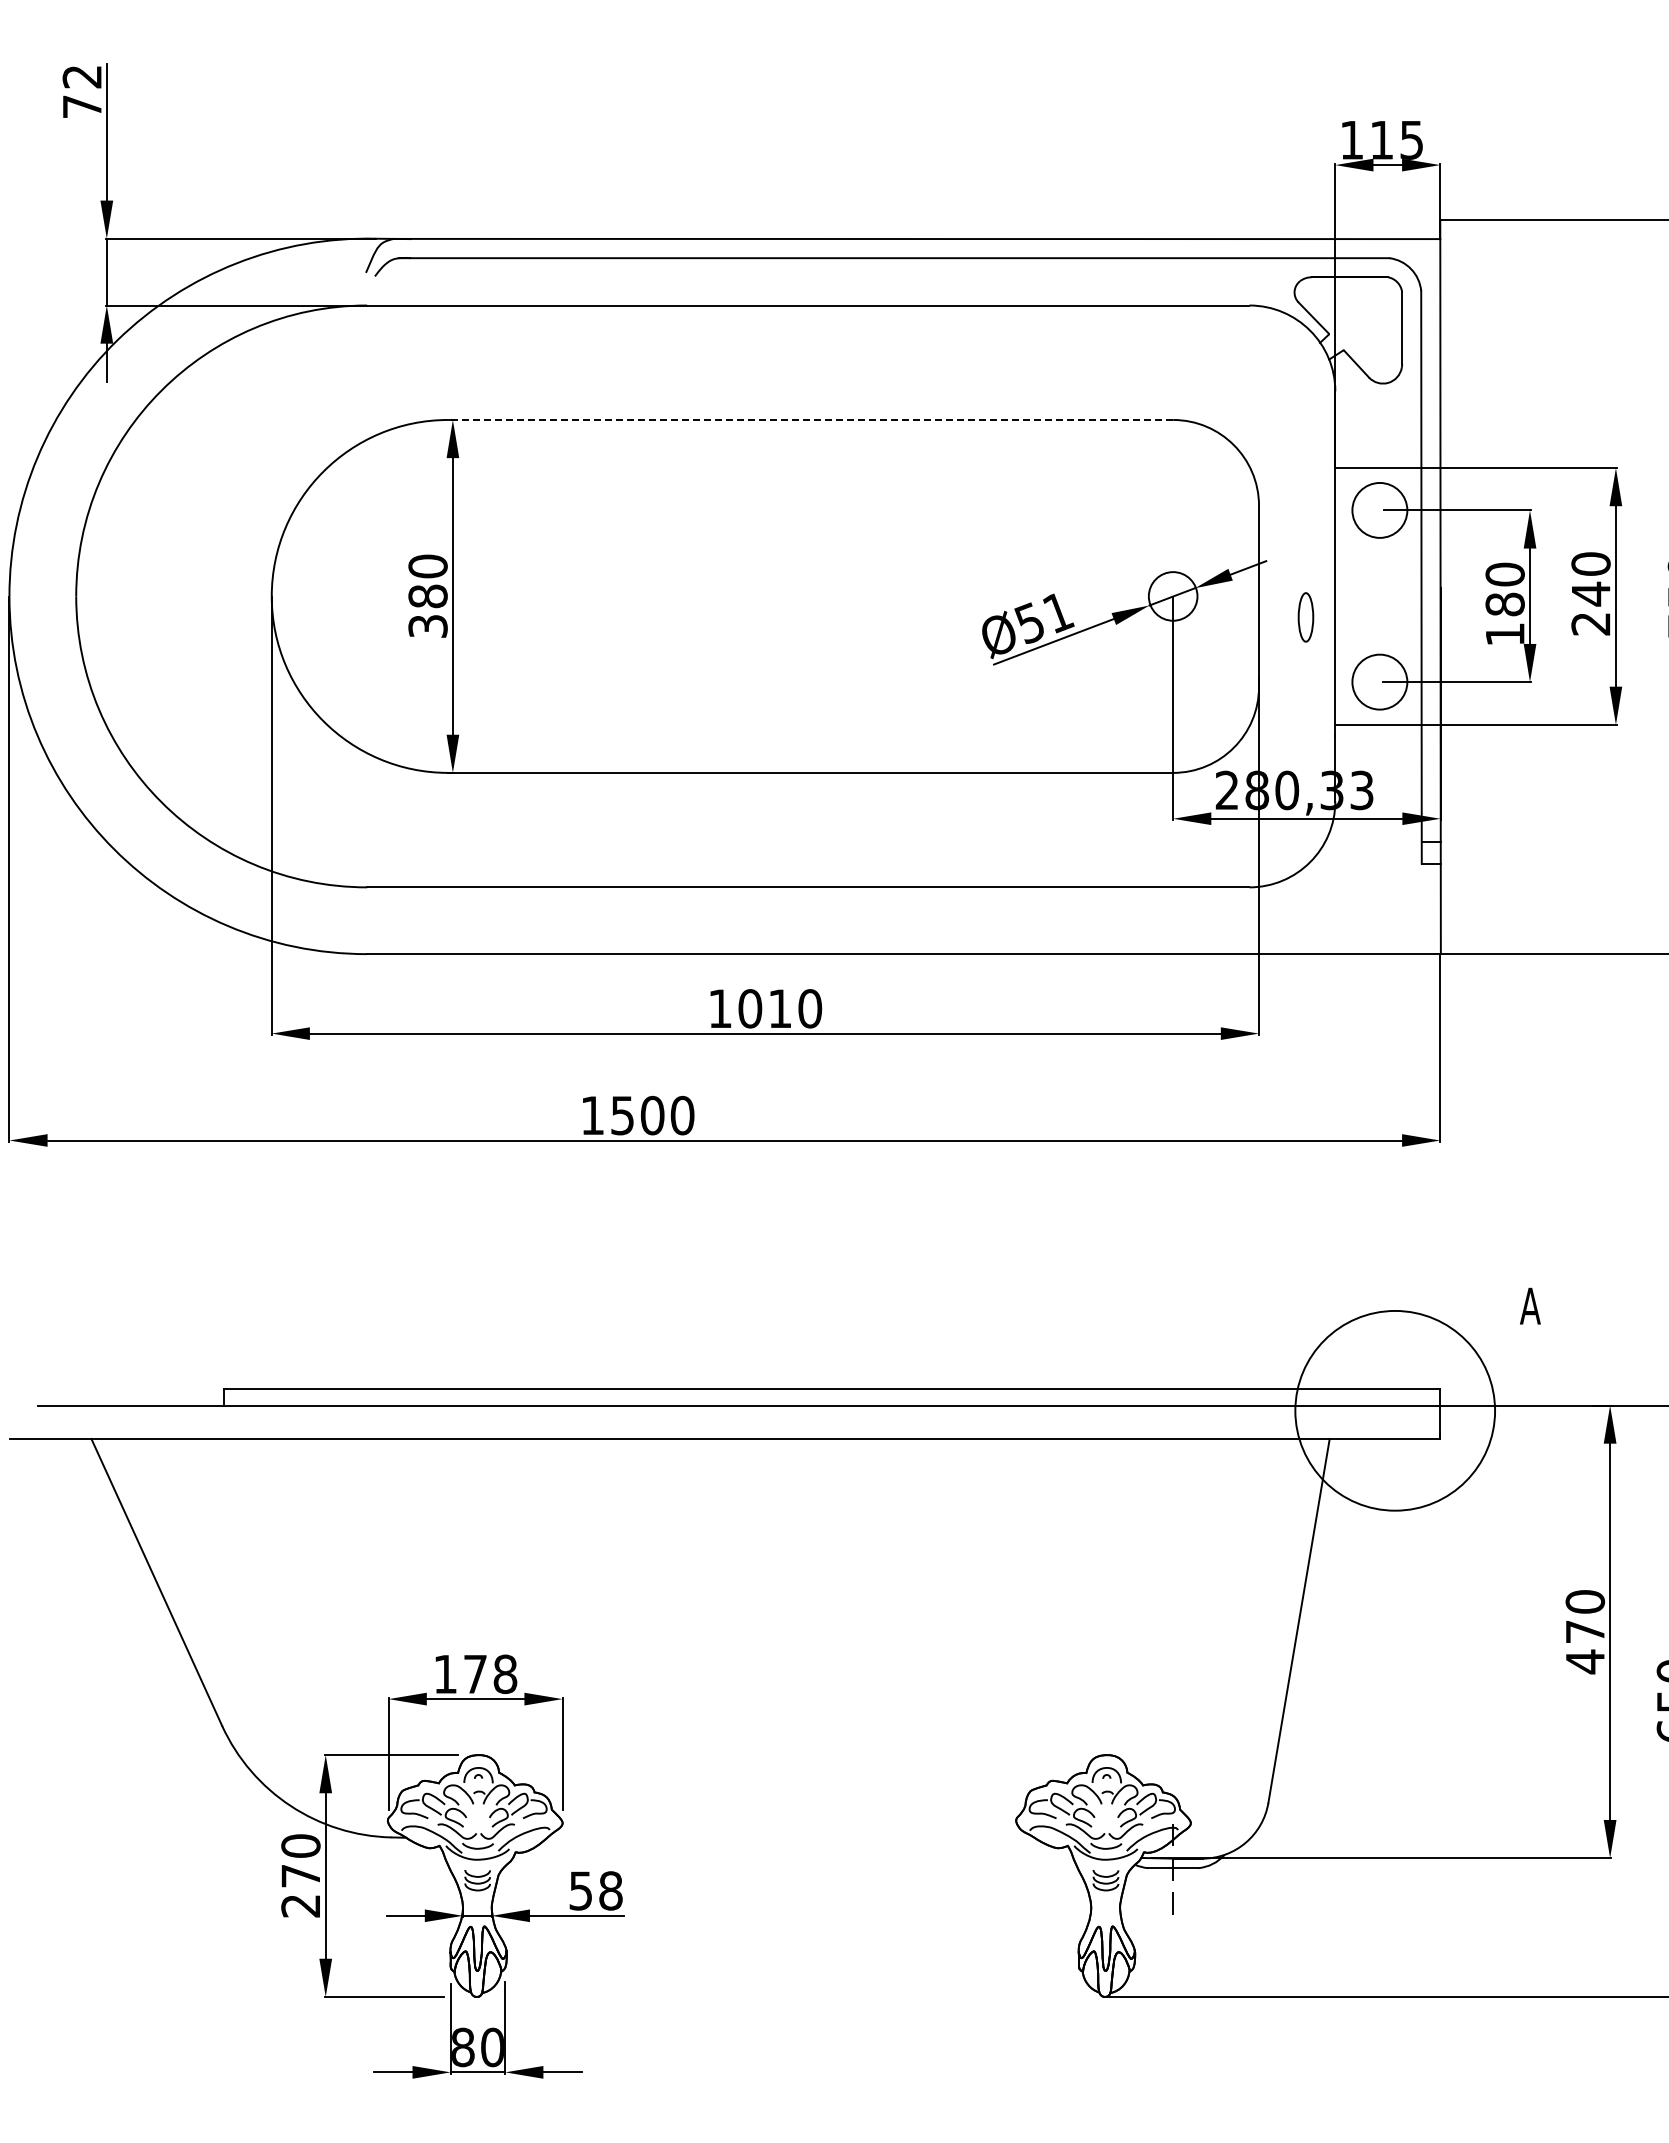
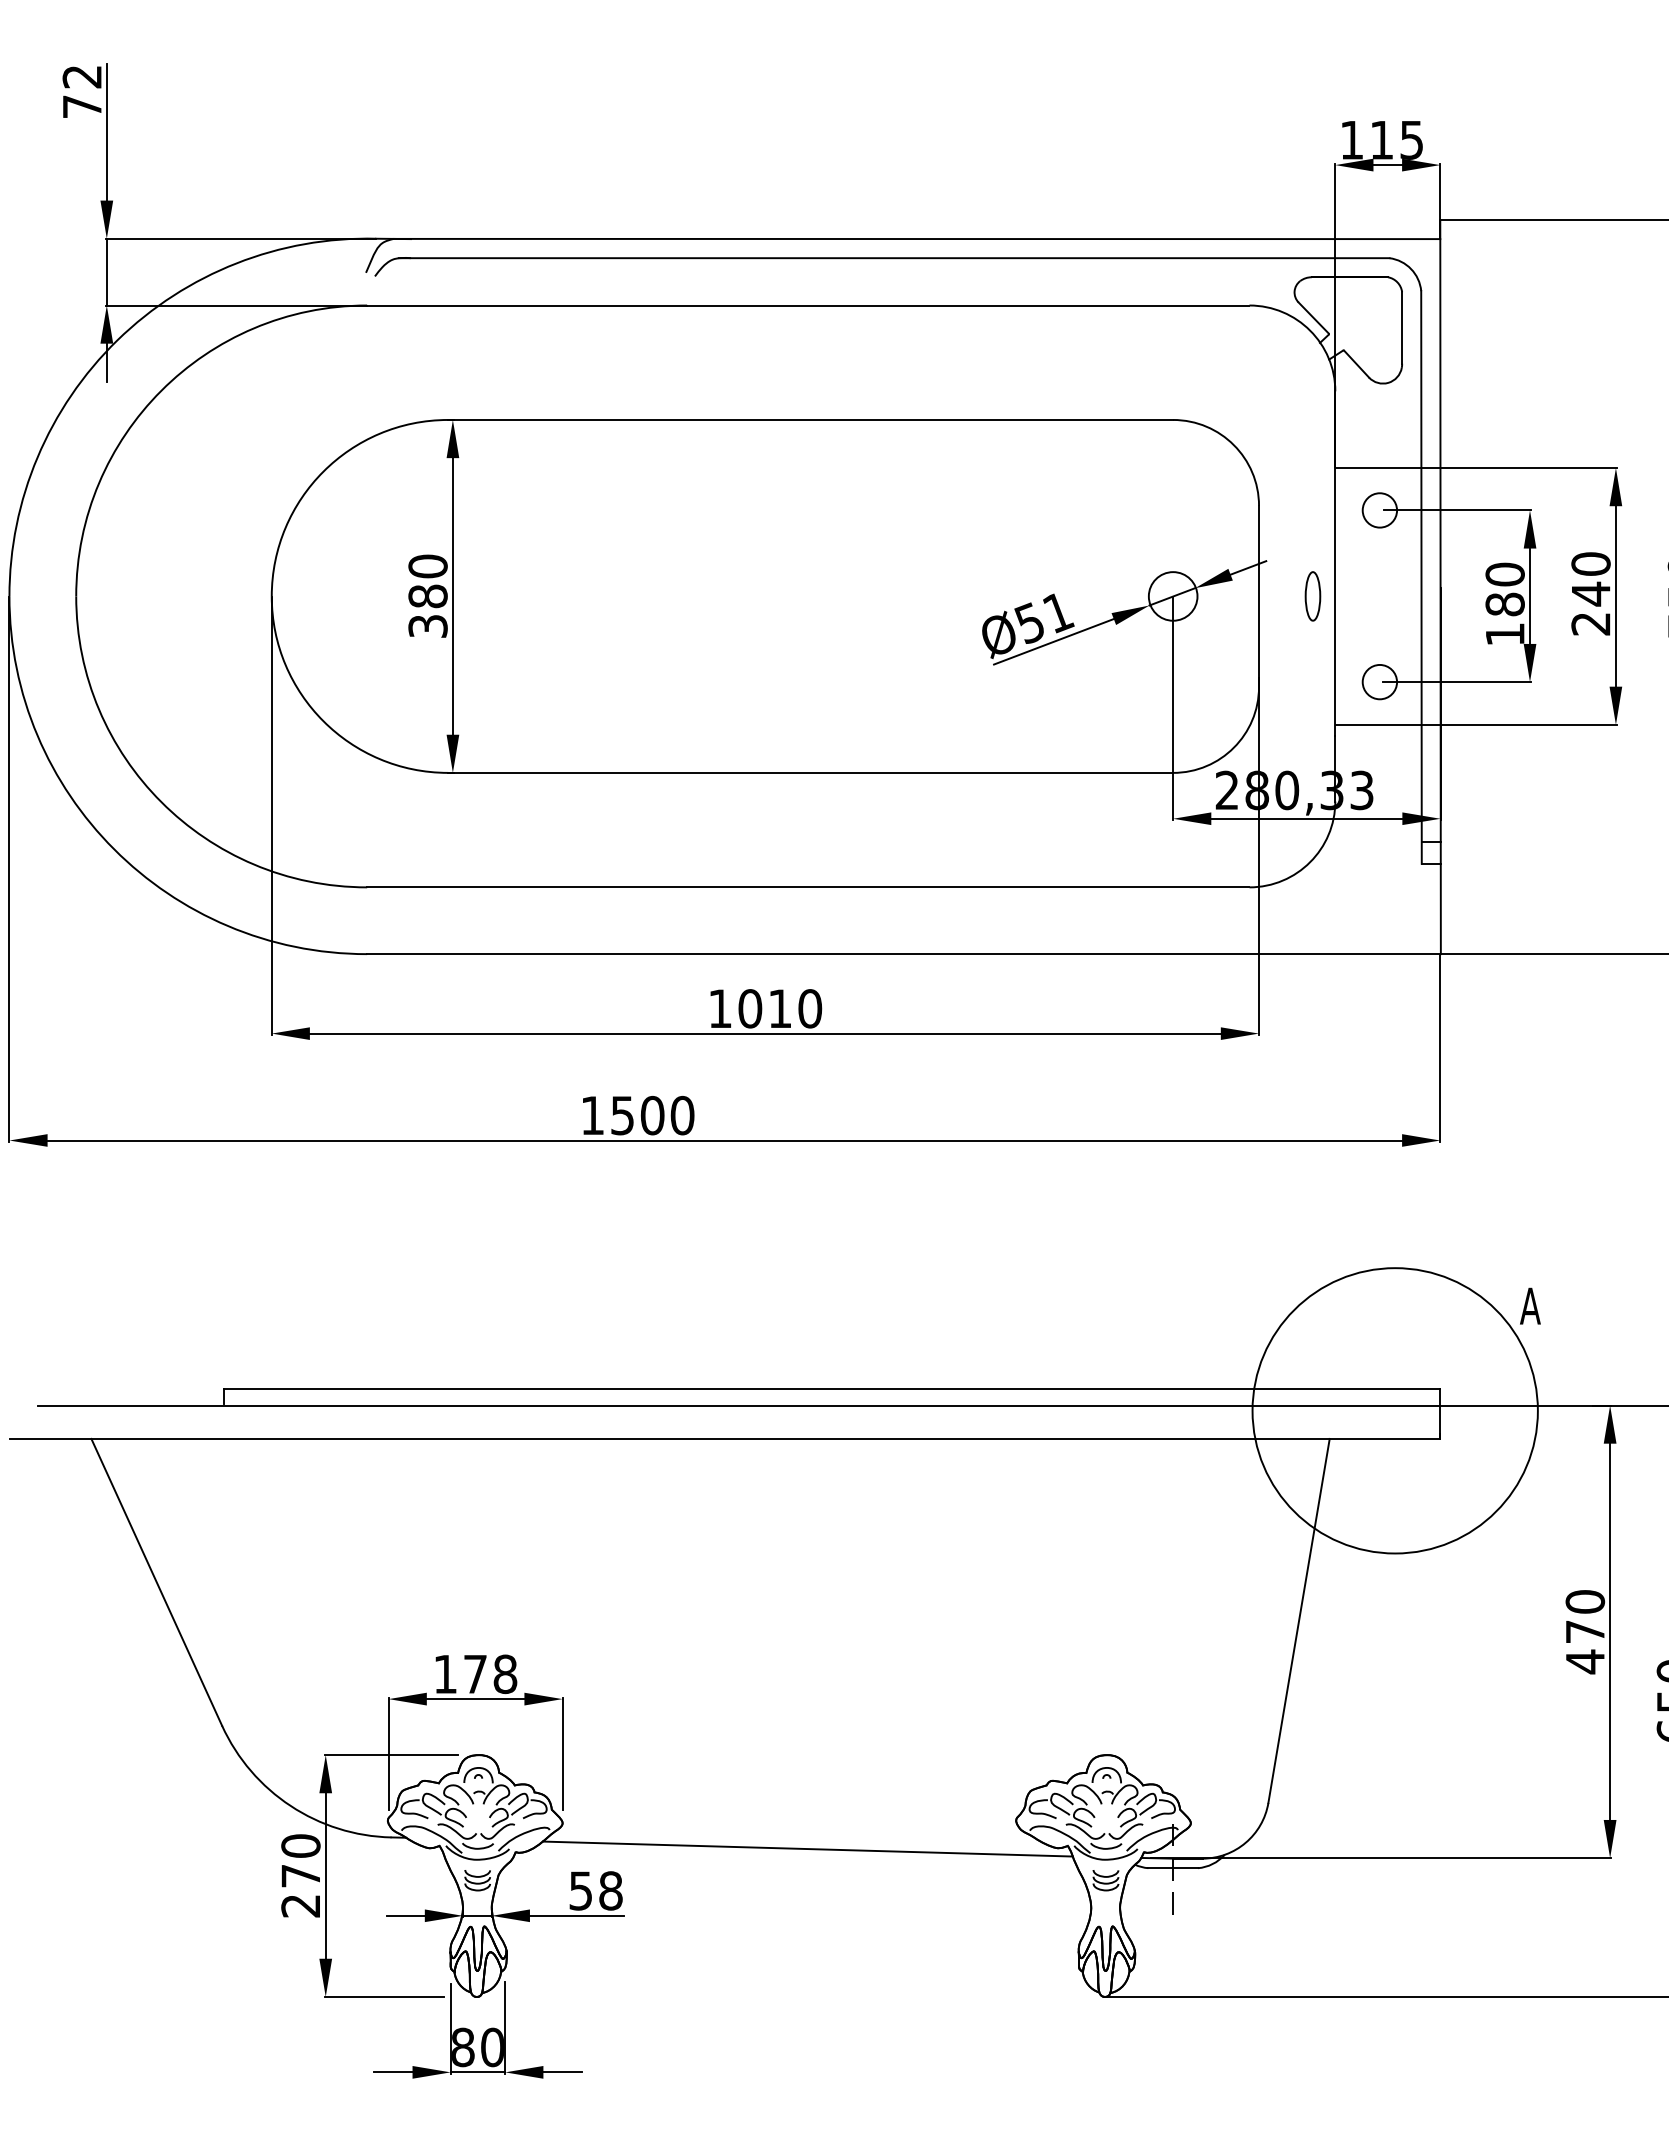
line: dashed -> solid (810, 419)
circle diameter: 55 px -> 34 px (1379, 510)
part position: (1305, 617) -> (1312, 596) (1312, 596)
circle diameter: 55 px -> 34 px (1379, 681)
circle diameter: 200 px -> 285 px (1394, 1410)
line: none -> present (807, 1848)
